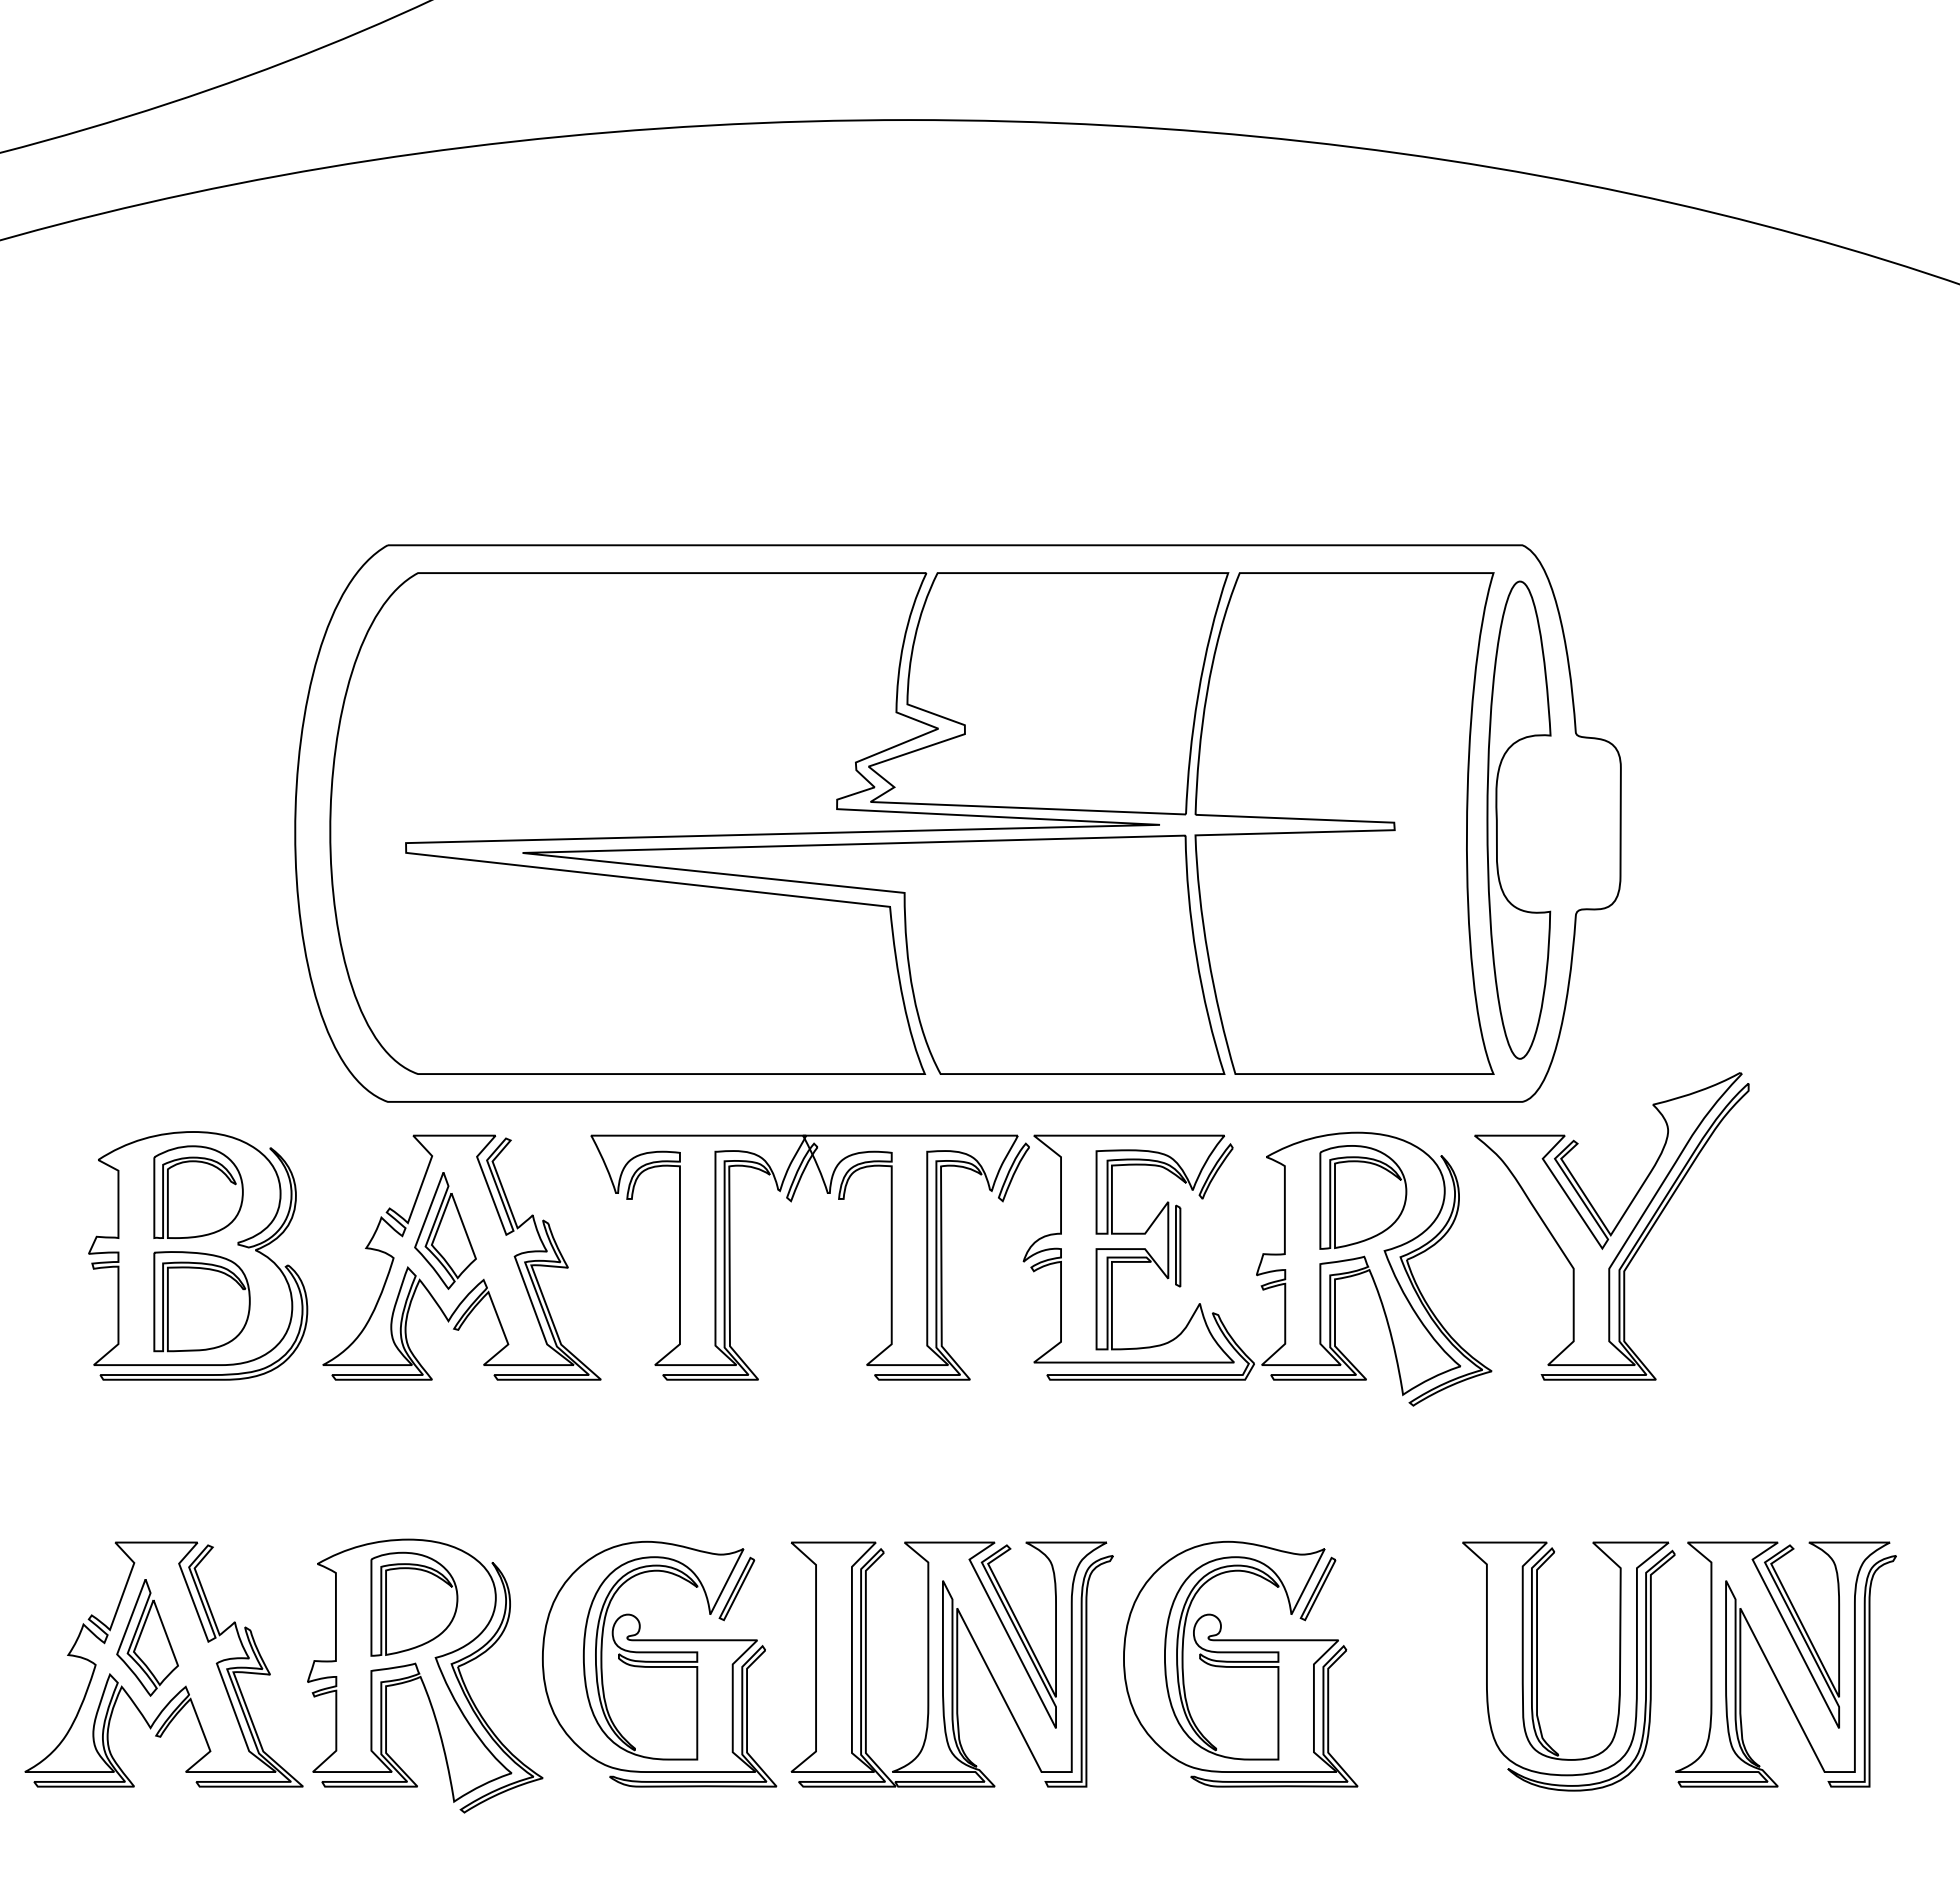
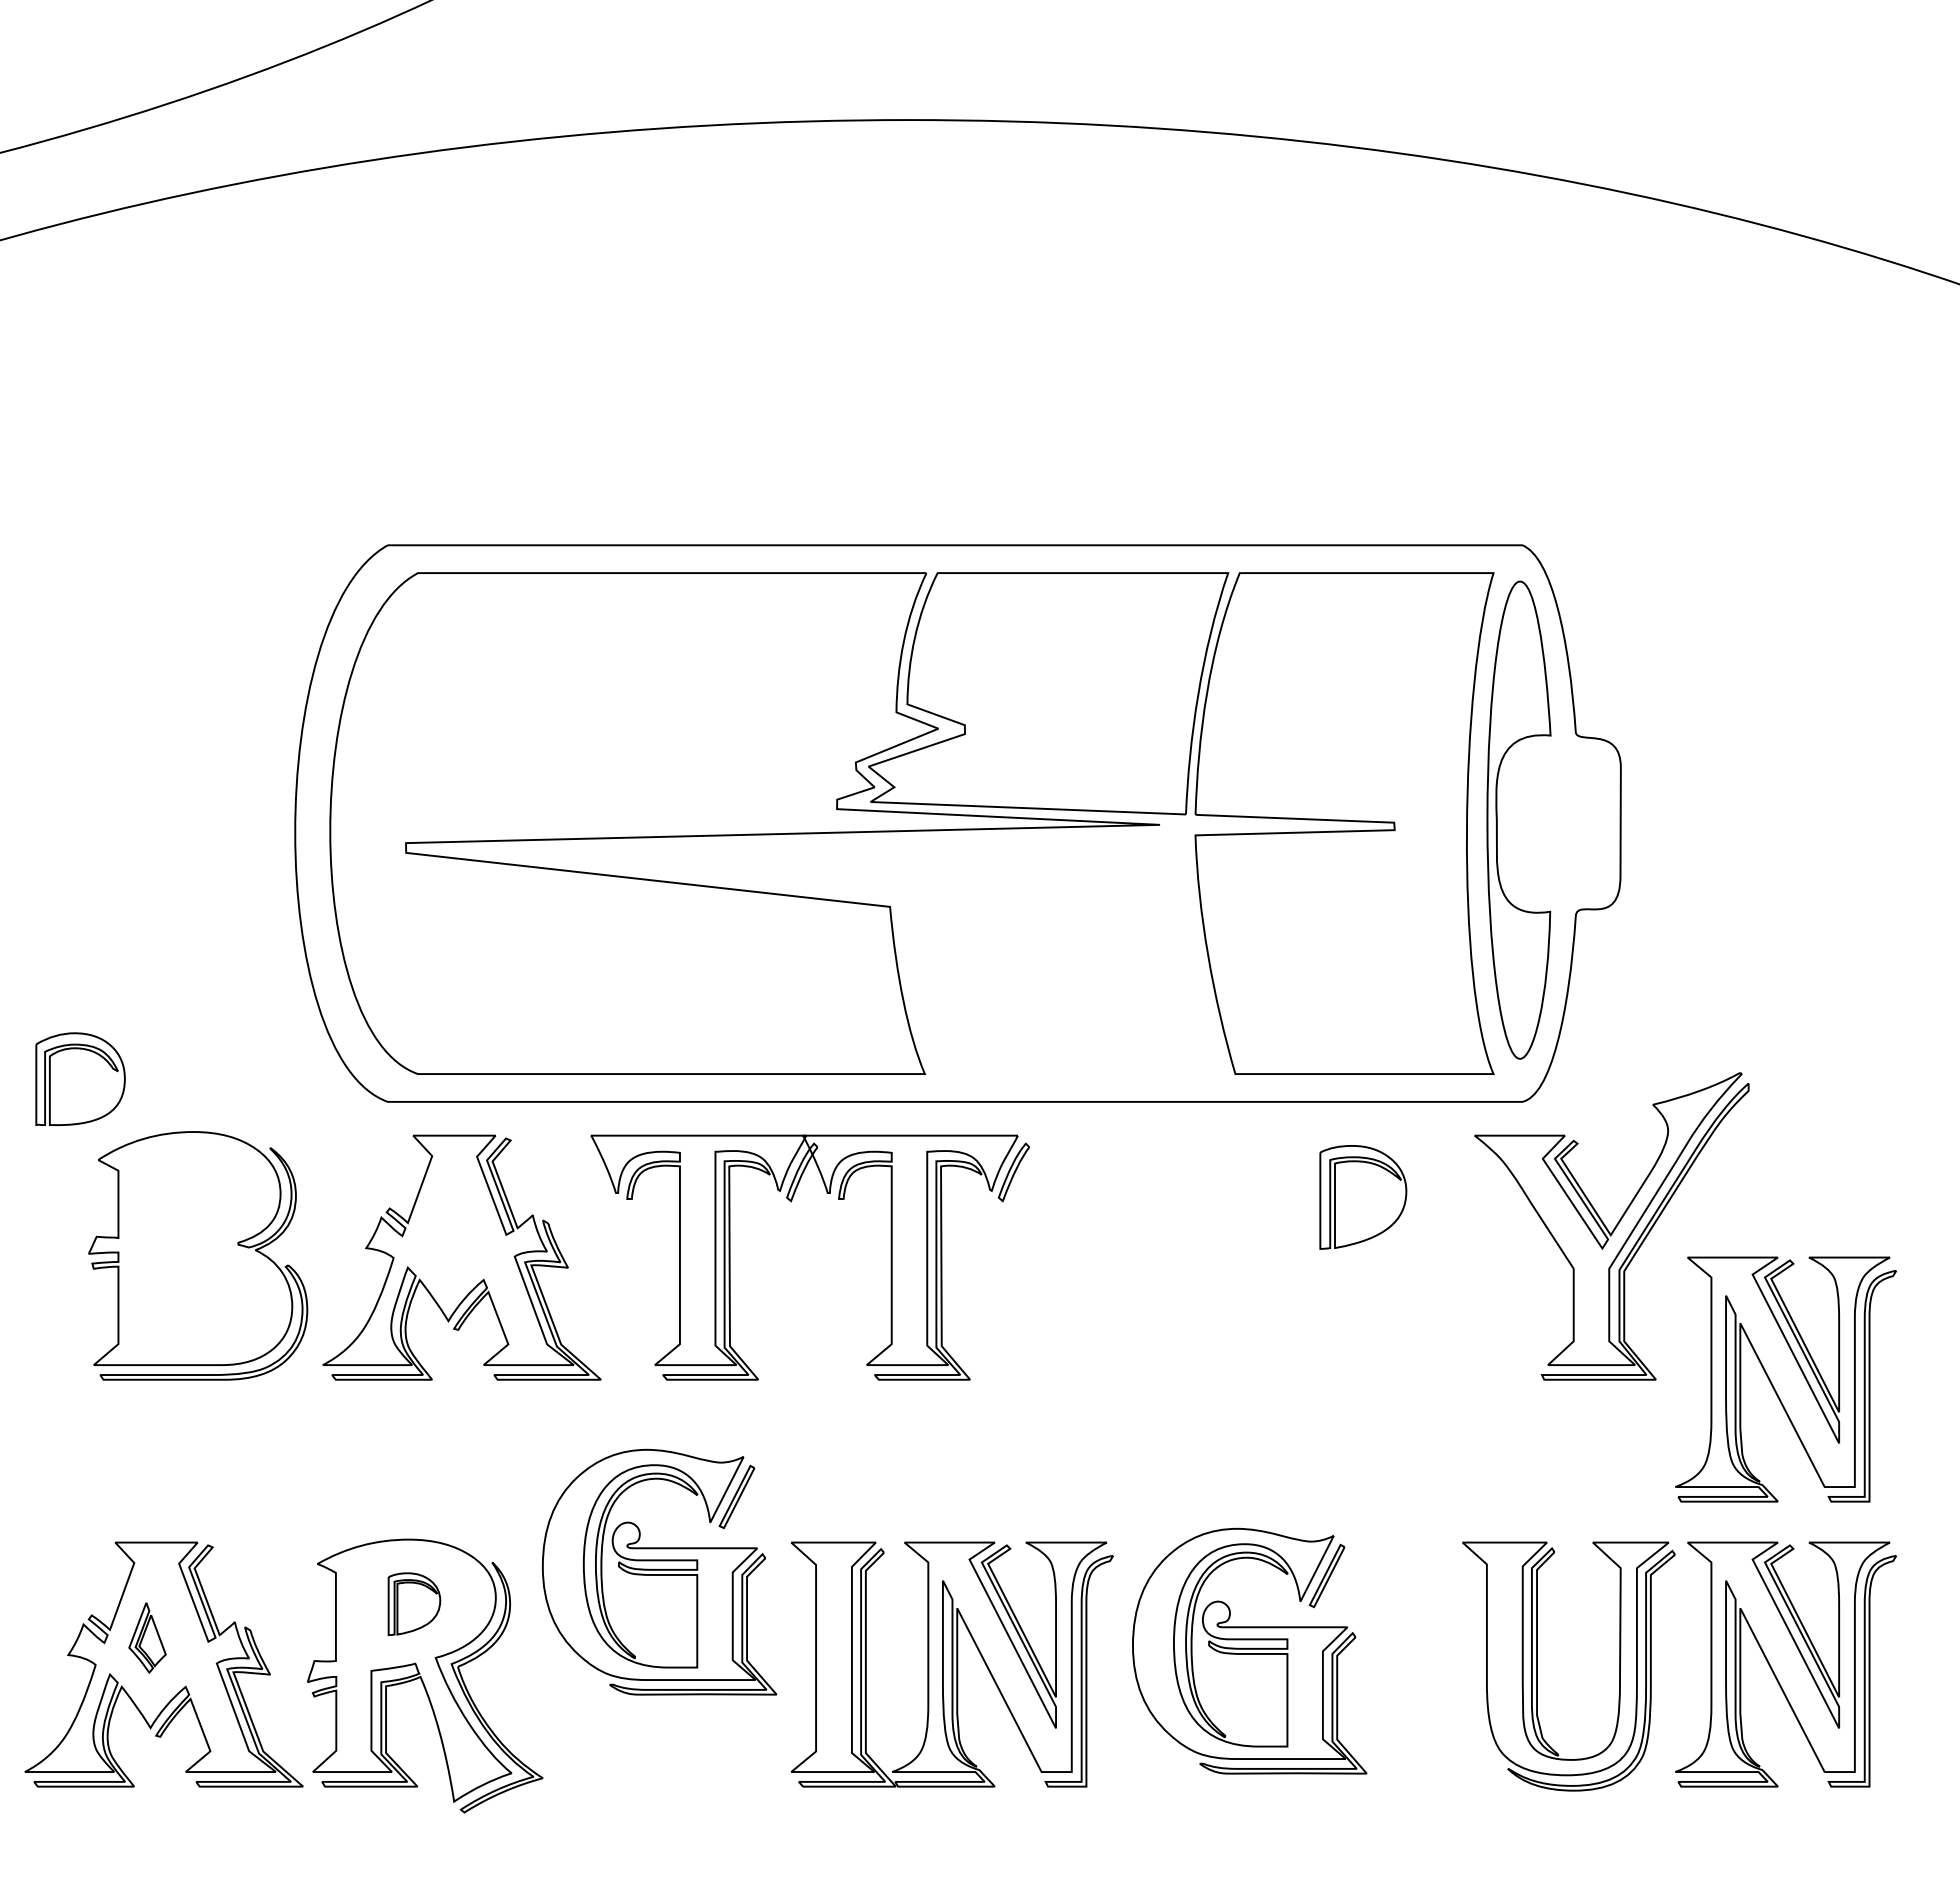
part: present -> none (906, 954)
part position: (198, 1191) -> (80, 1078) (80, 1078)
part: present -> none (445, 1230)
part: present -> none (1257, 1268)
part: present -> none (201, 1301)
part: none -> present (1785, 1379)
part size: 89x106 px -> 55x64 px (414, 1603)
part size: 63x118 px -> 39x72 px (147, 1637)
part position: (659, 1663) -> (659, 1571) (659, 1571)
part position: (1240, 1663) -> (1249, 1650) (1249, 1650)
